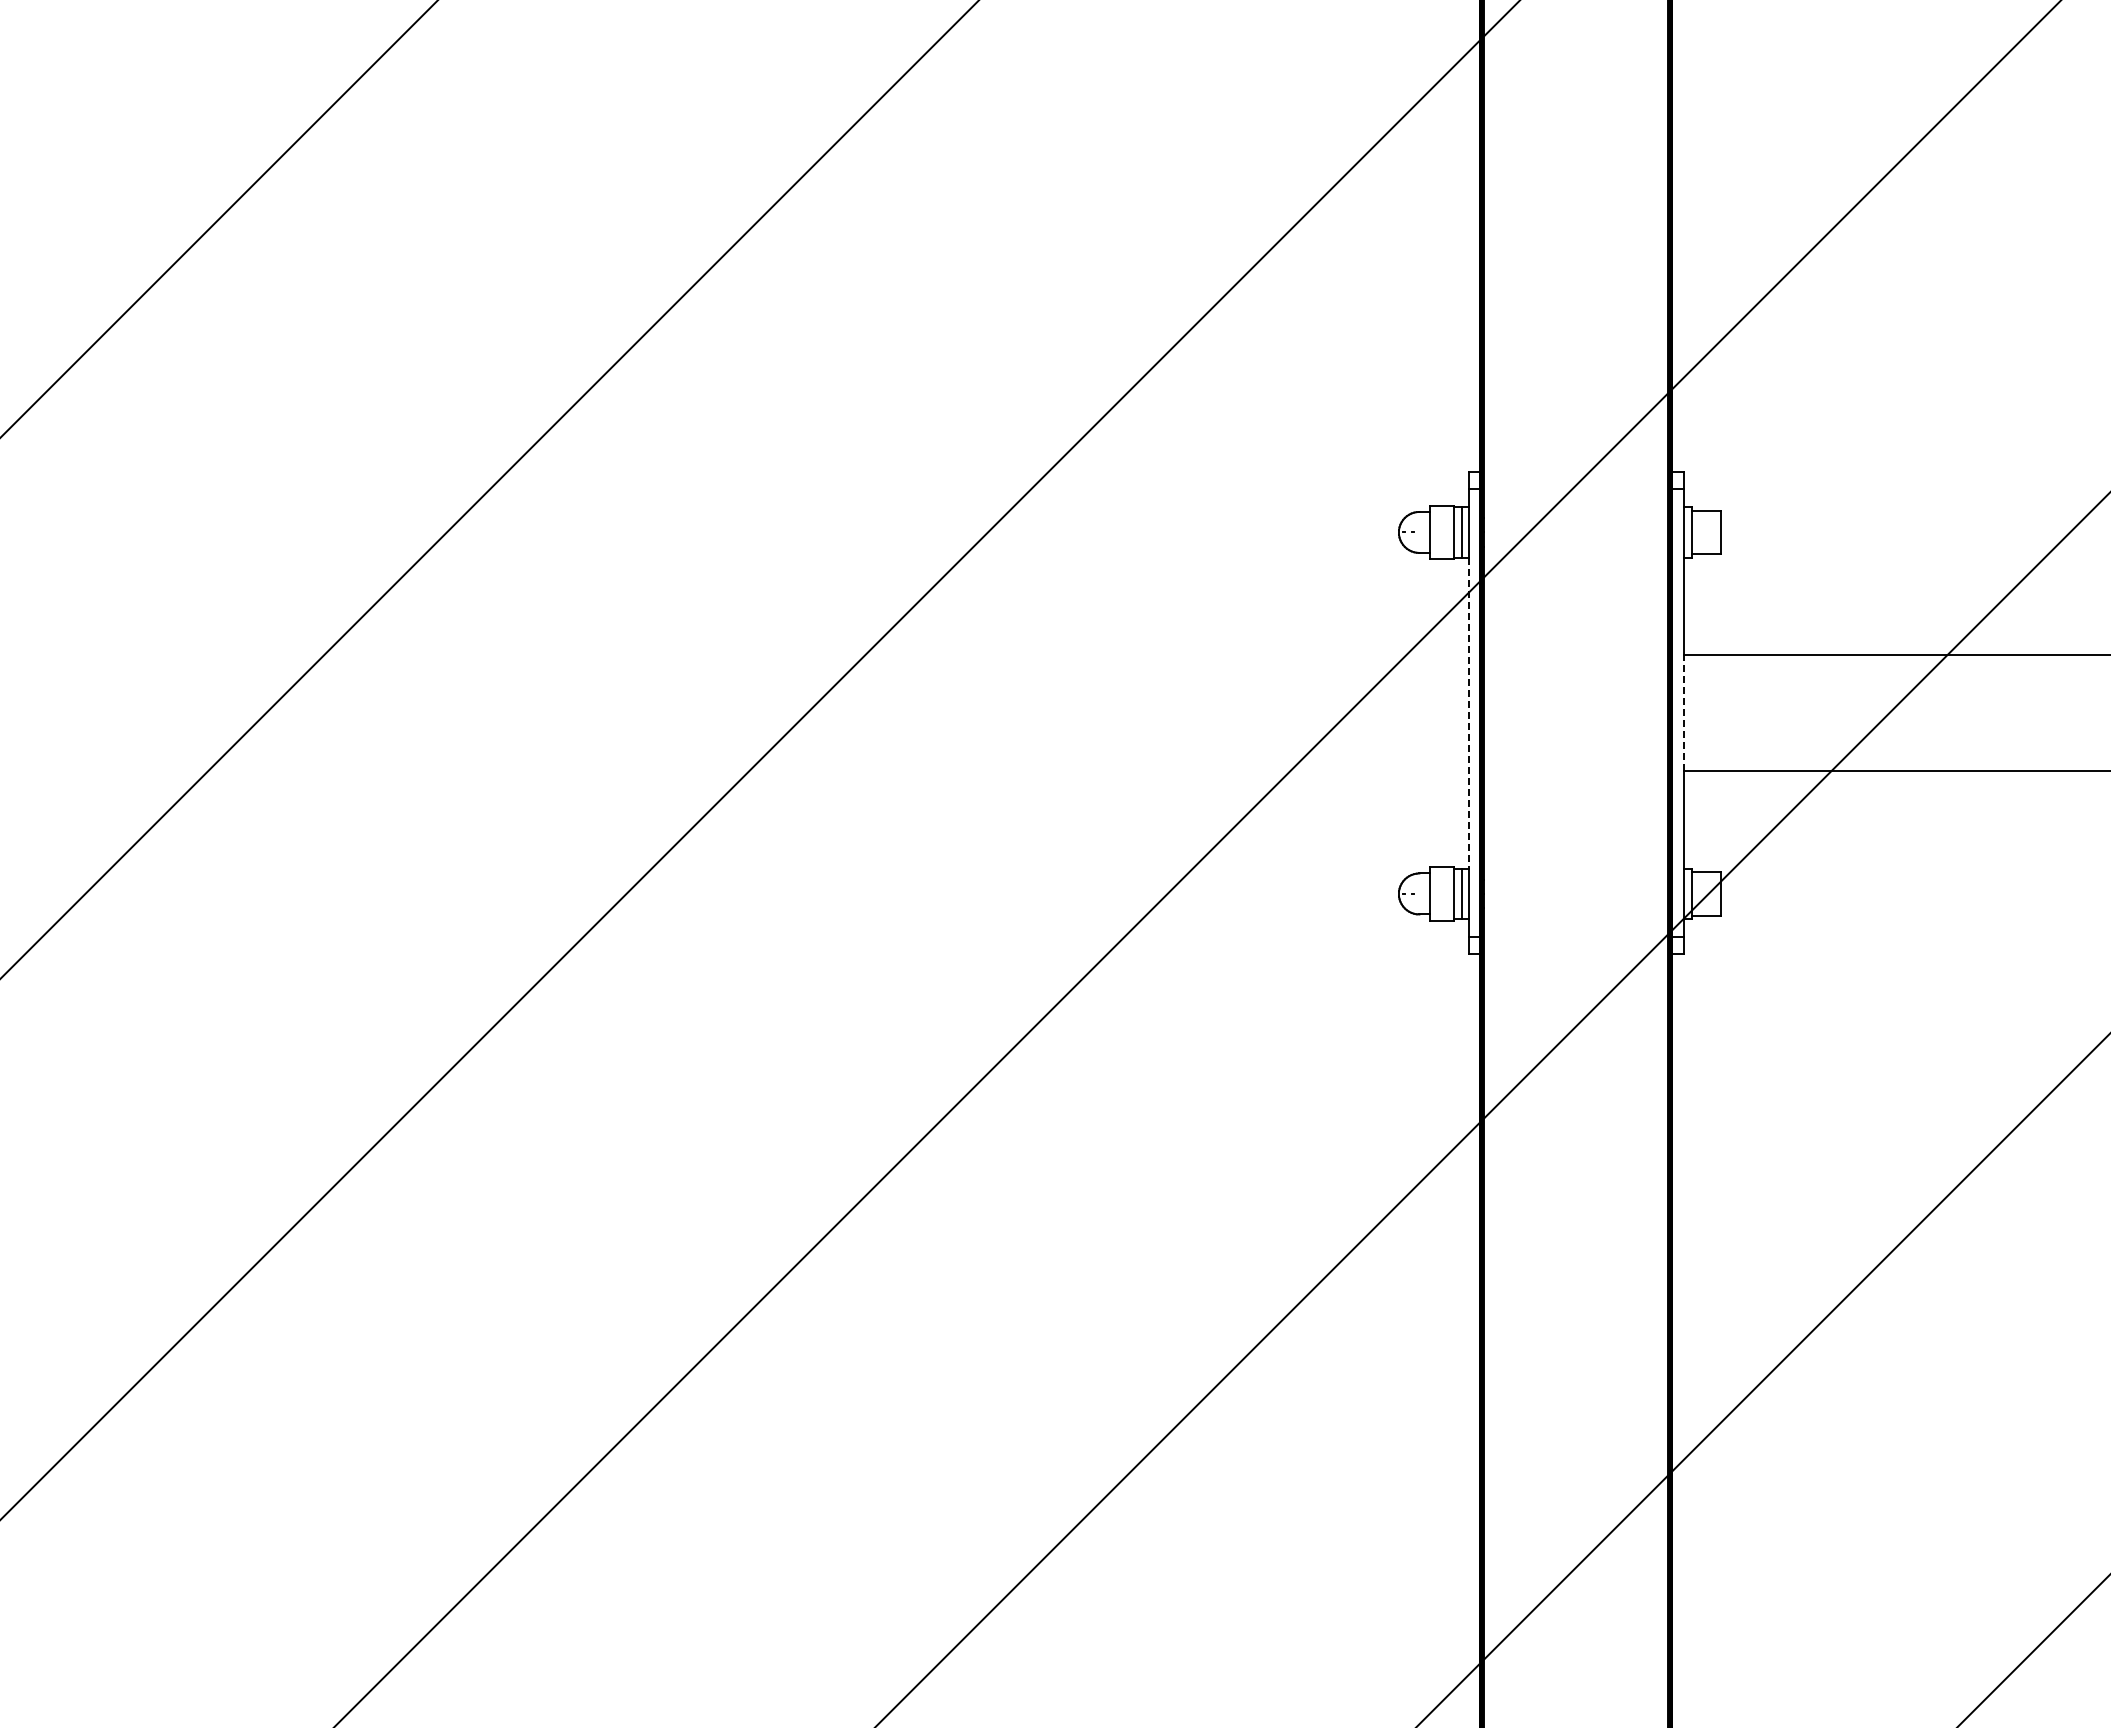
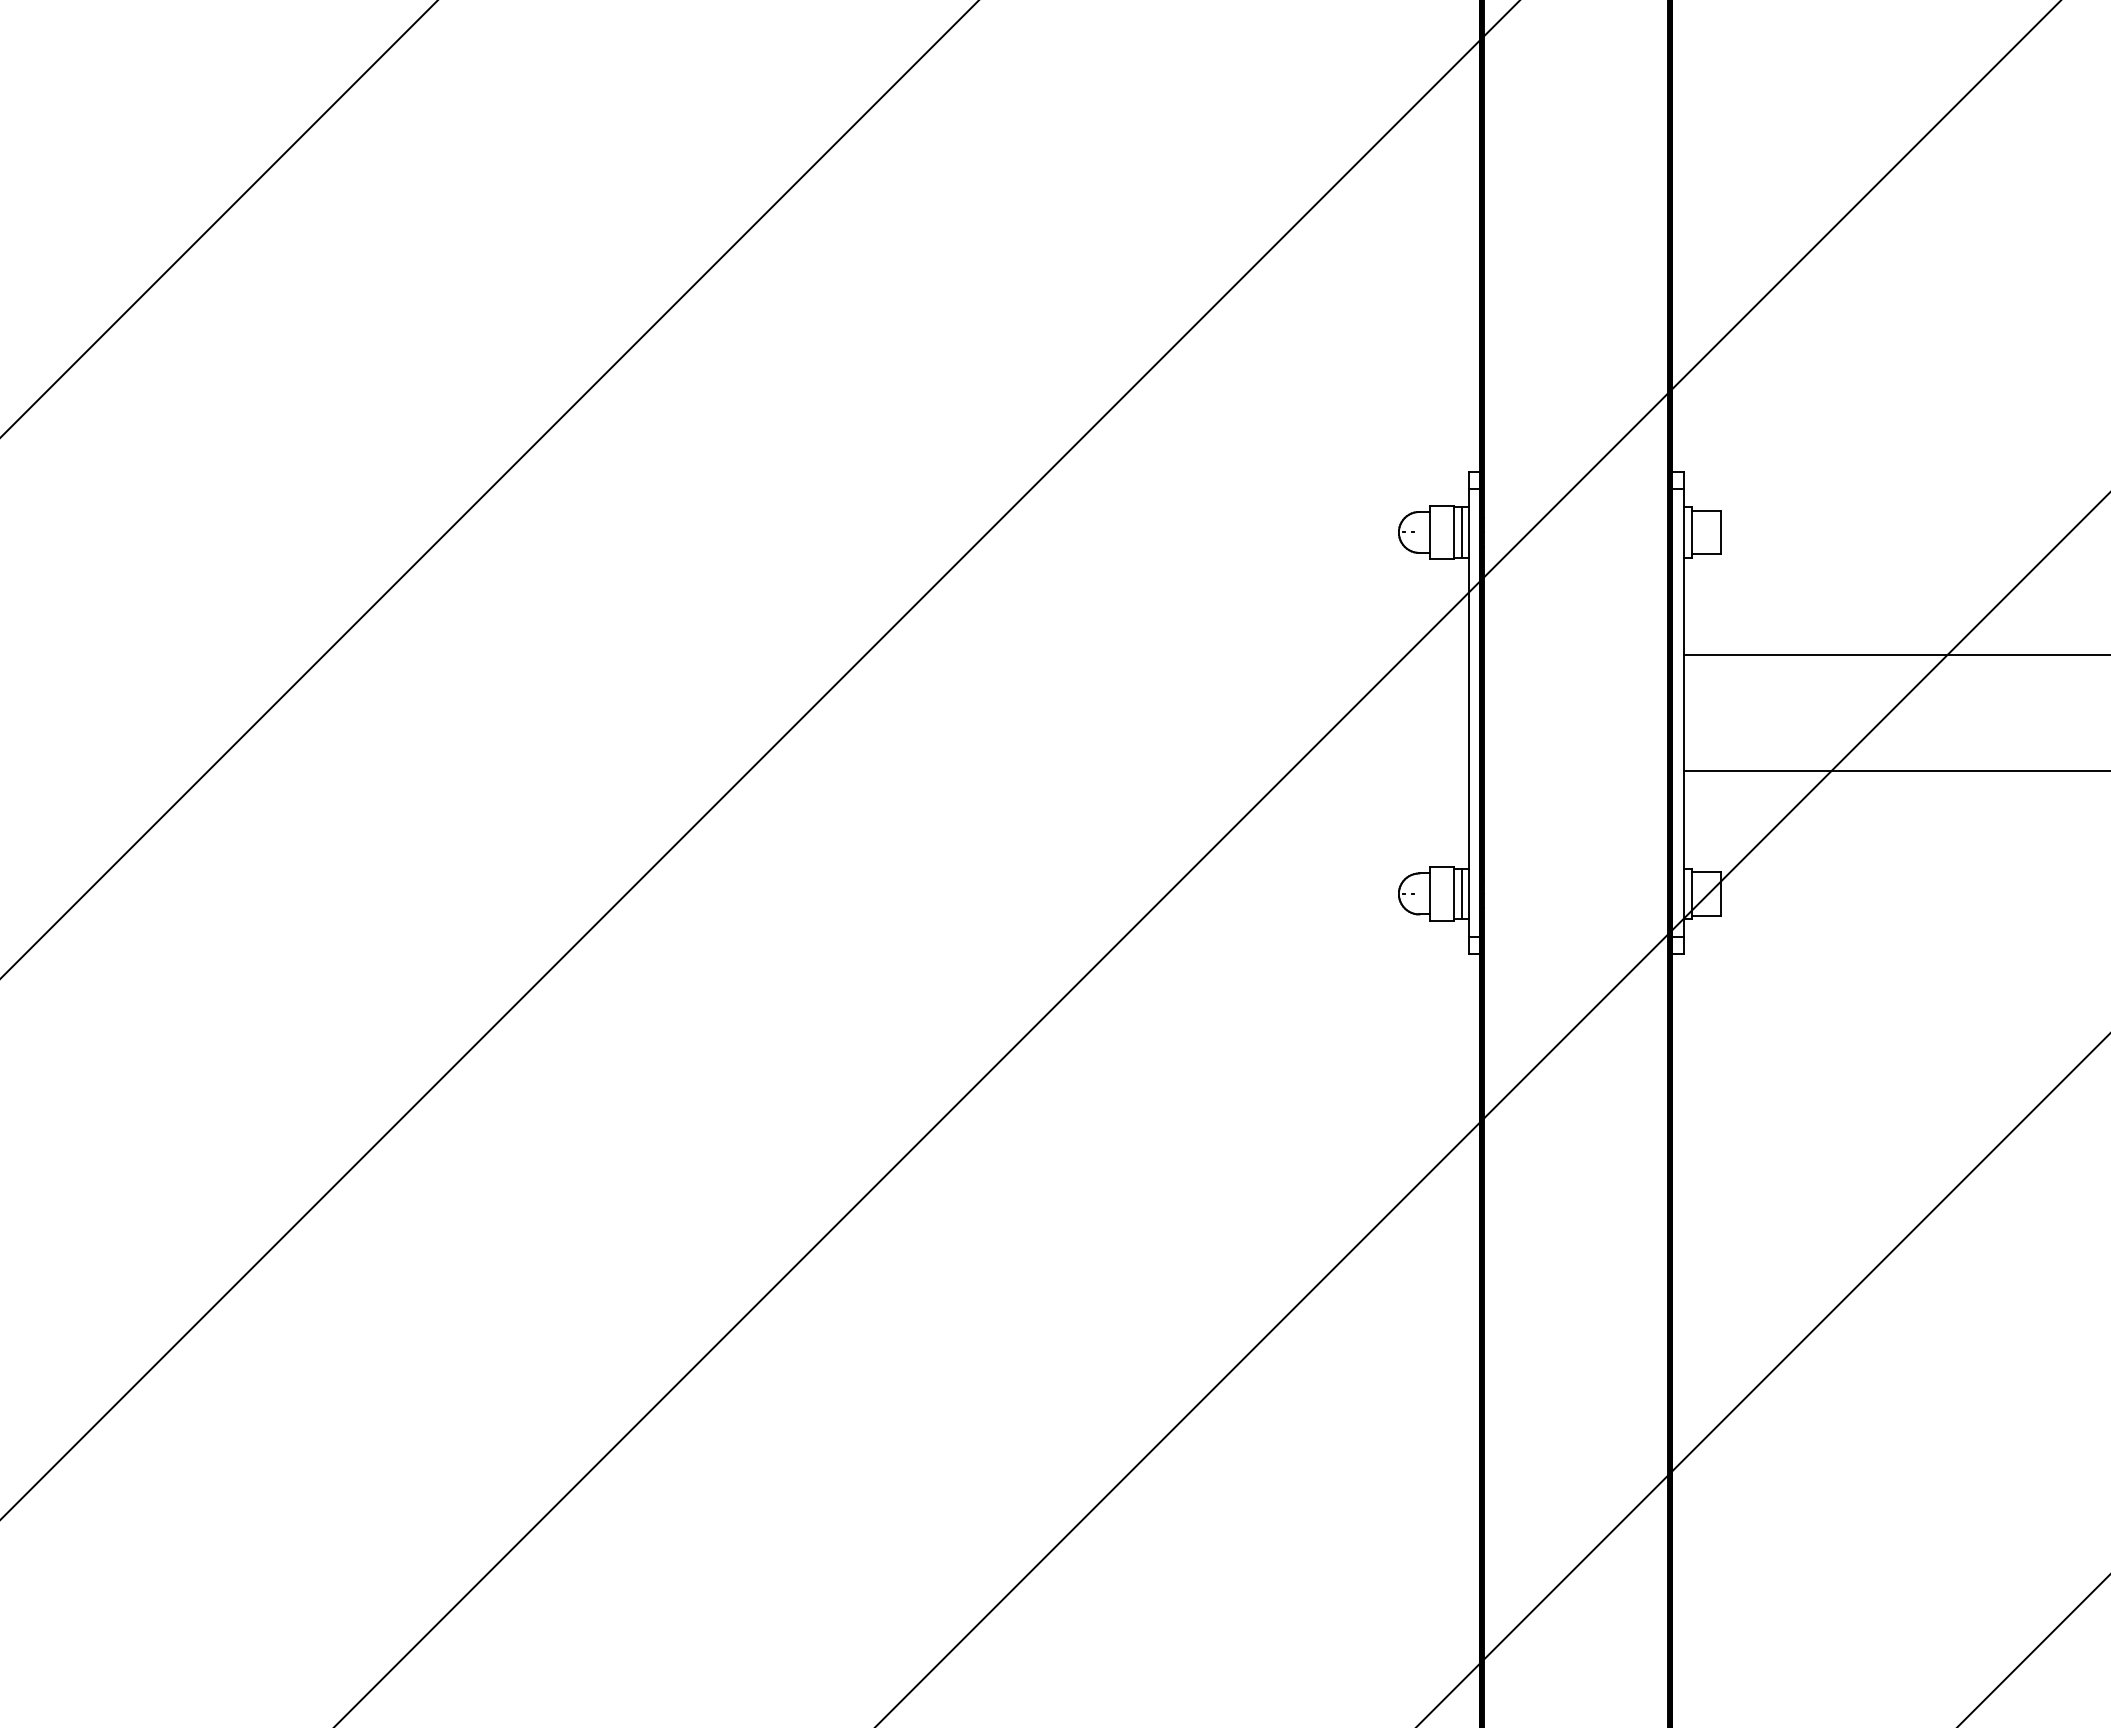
line: dashed -> solid (1684, 712)
line: dashed -> solid (1468, 713)
